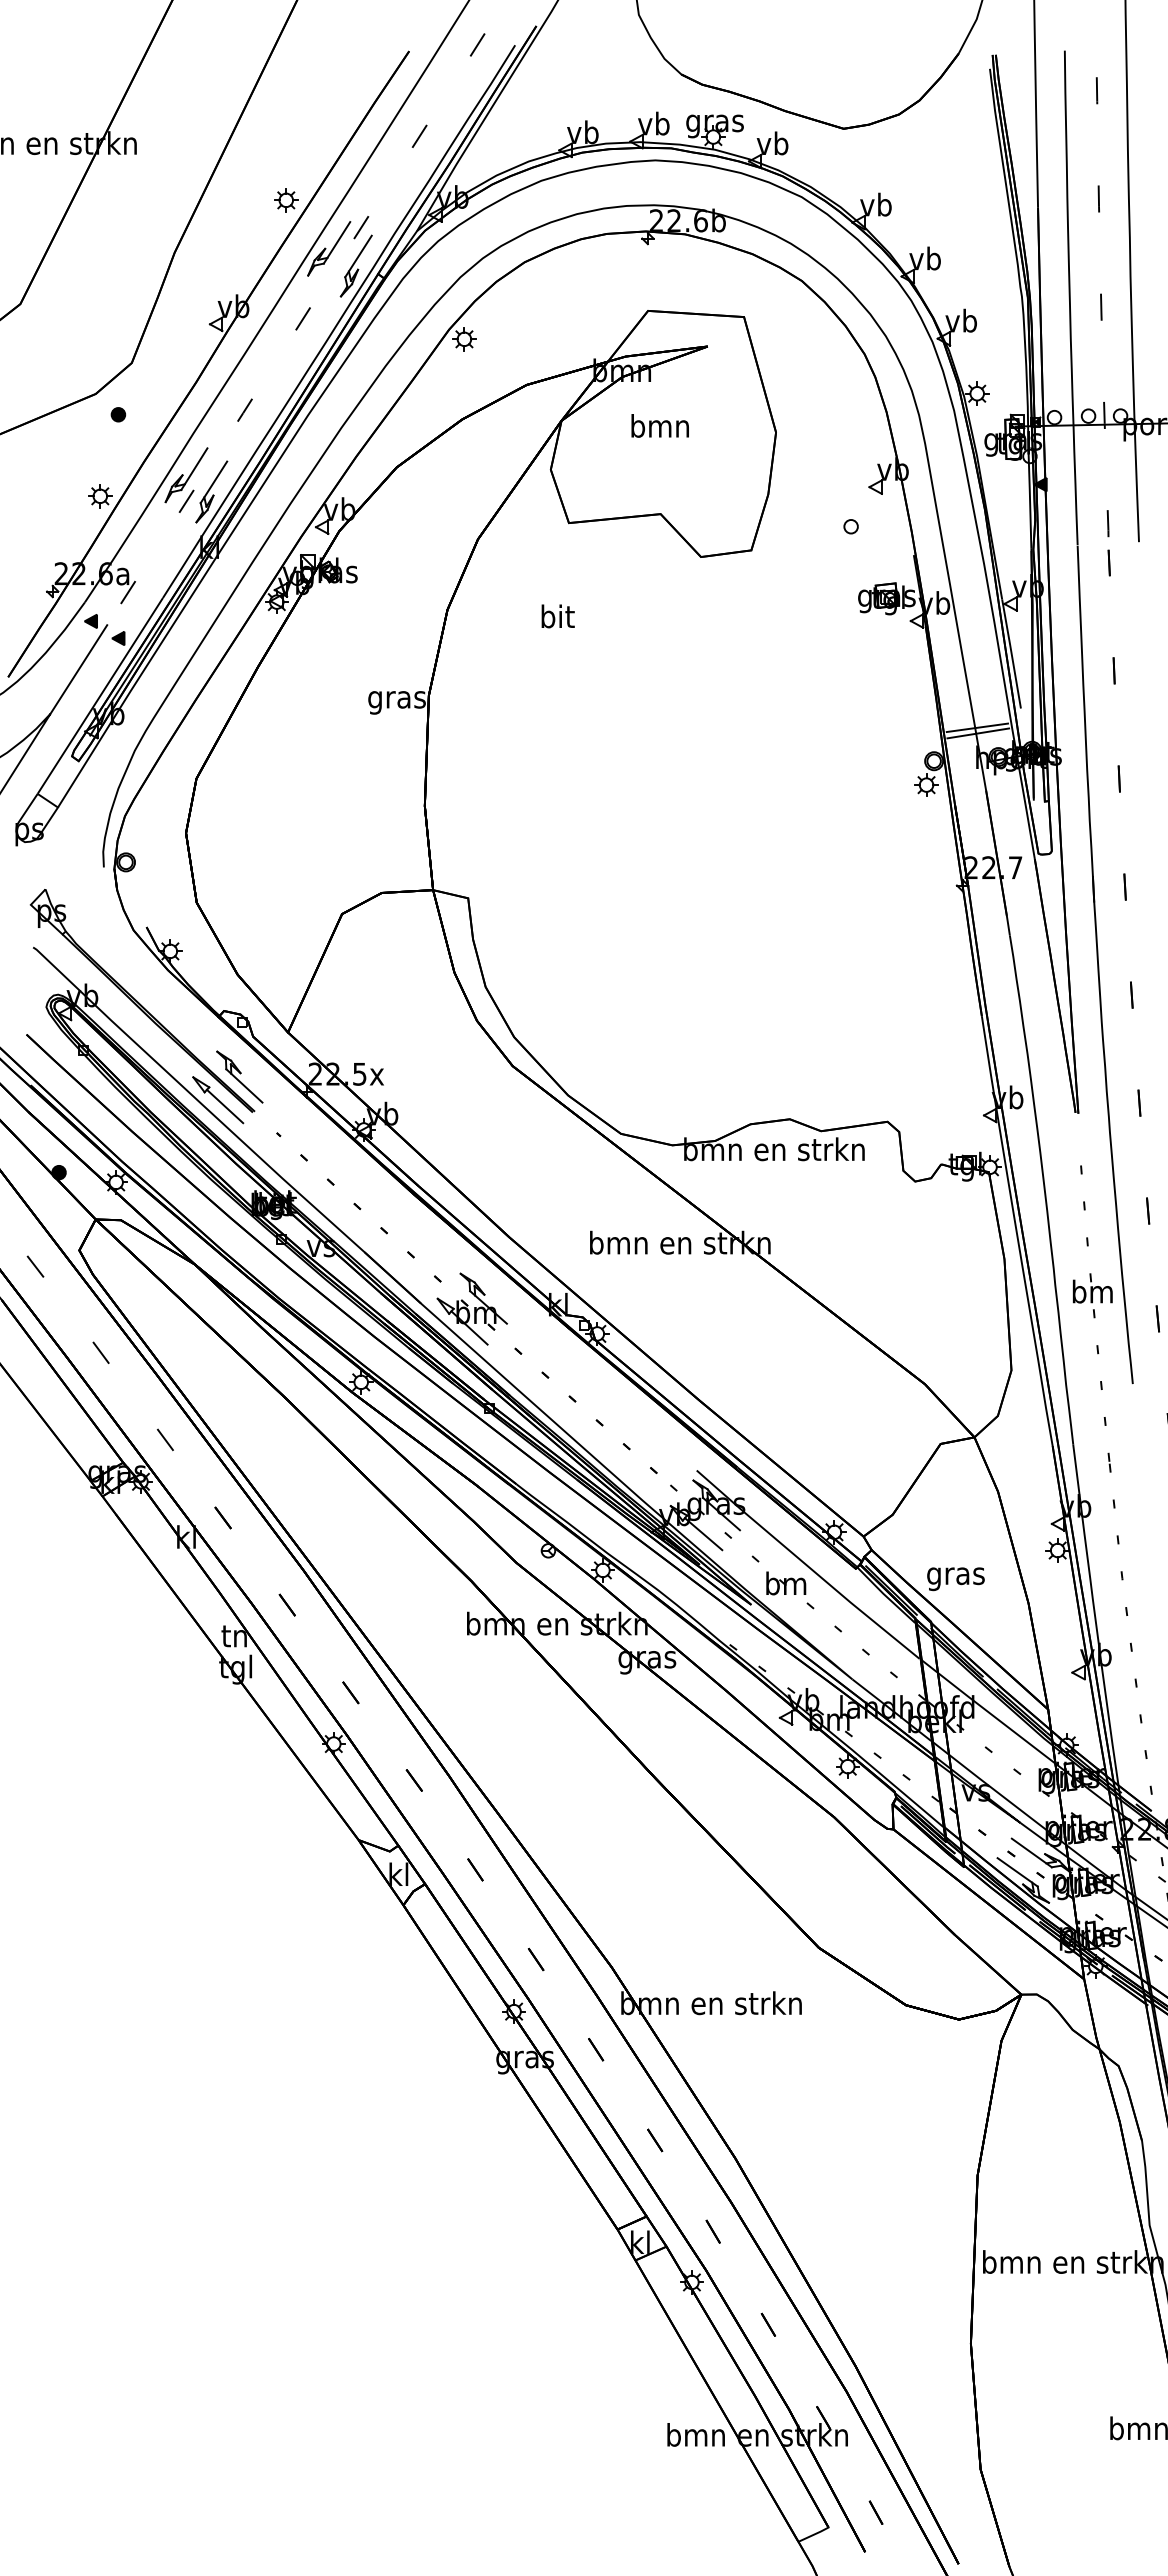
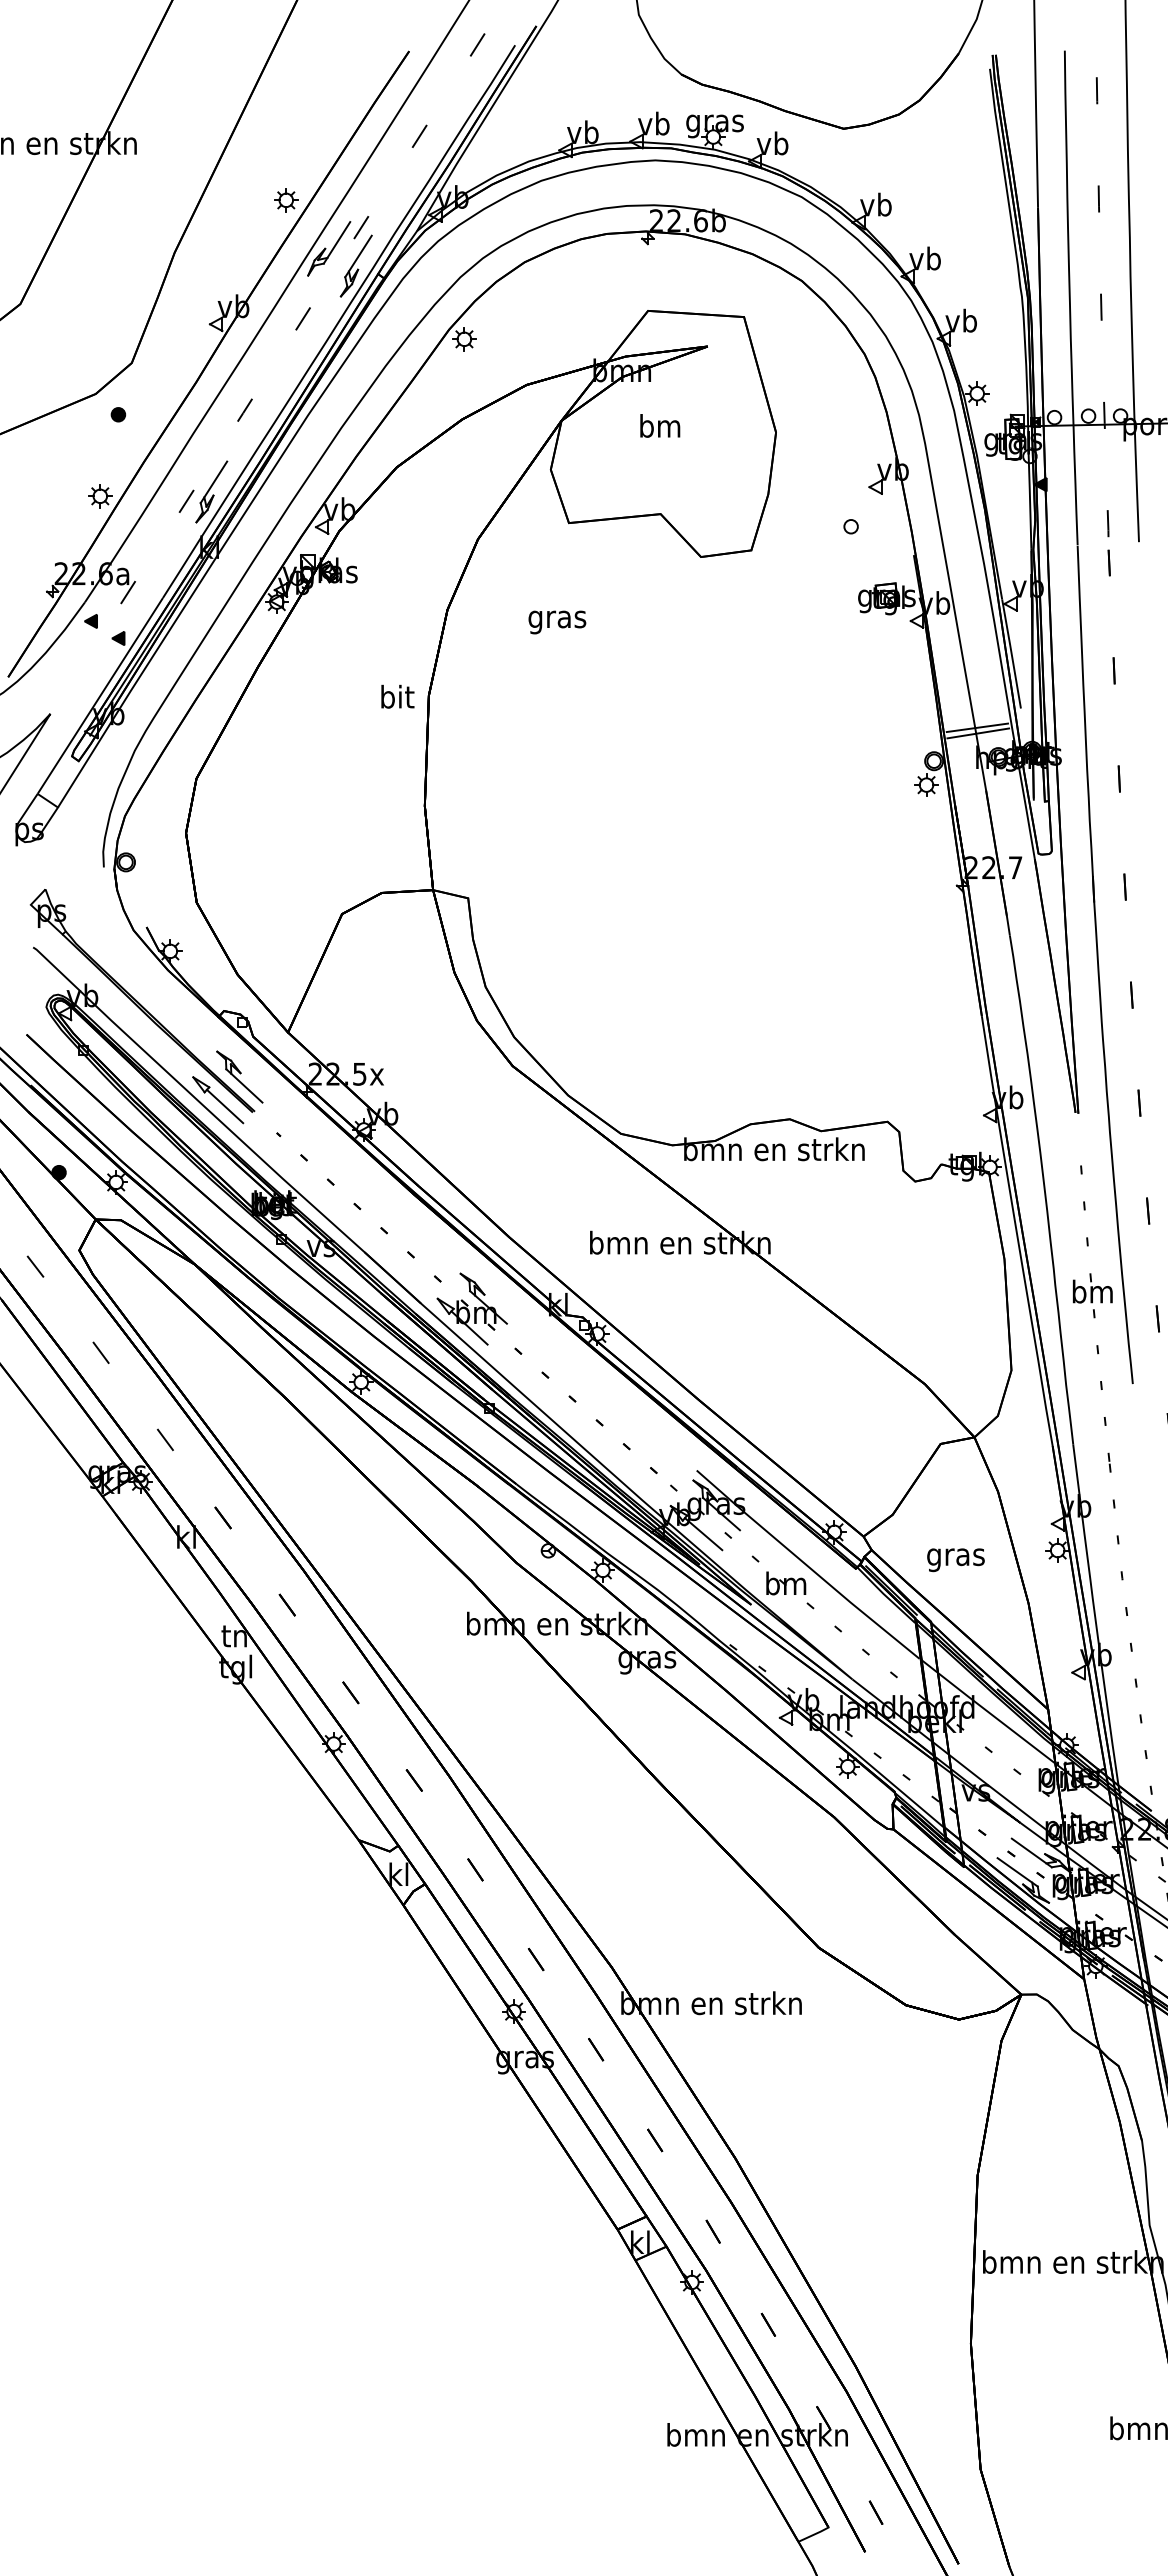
text: bmn -> bm (659, 425)
part: present -> none (186, 475)
text: bit -> gras (557, 619)
line: present -> none (78, 669)
text: gras -> bit (396, 699)
text position: (955, 1579) -> (955, 1560) (955, 1560)
